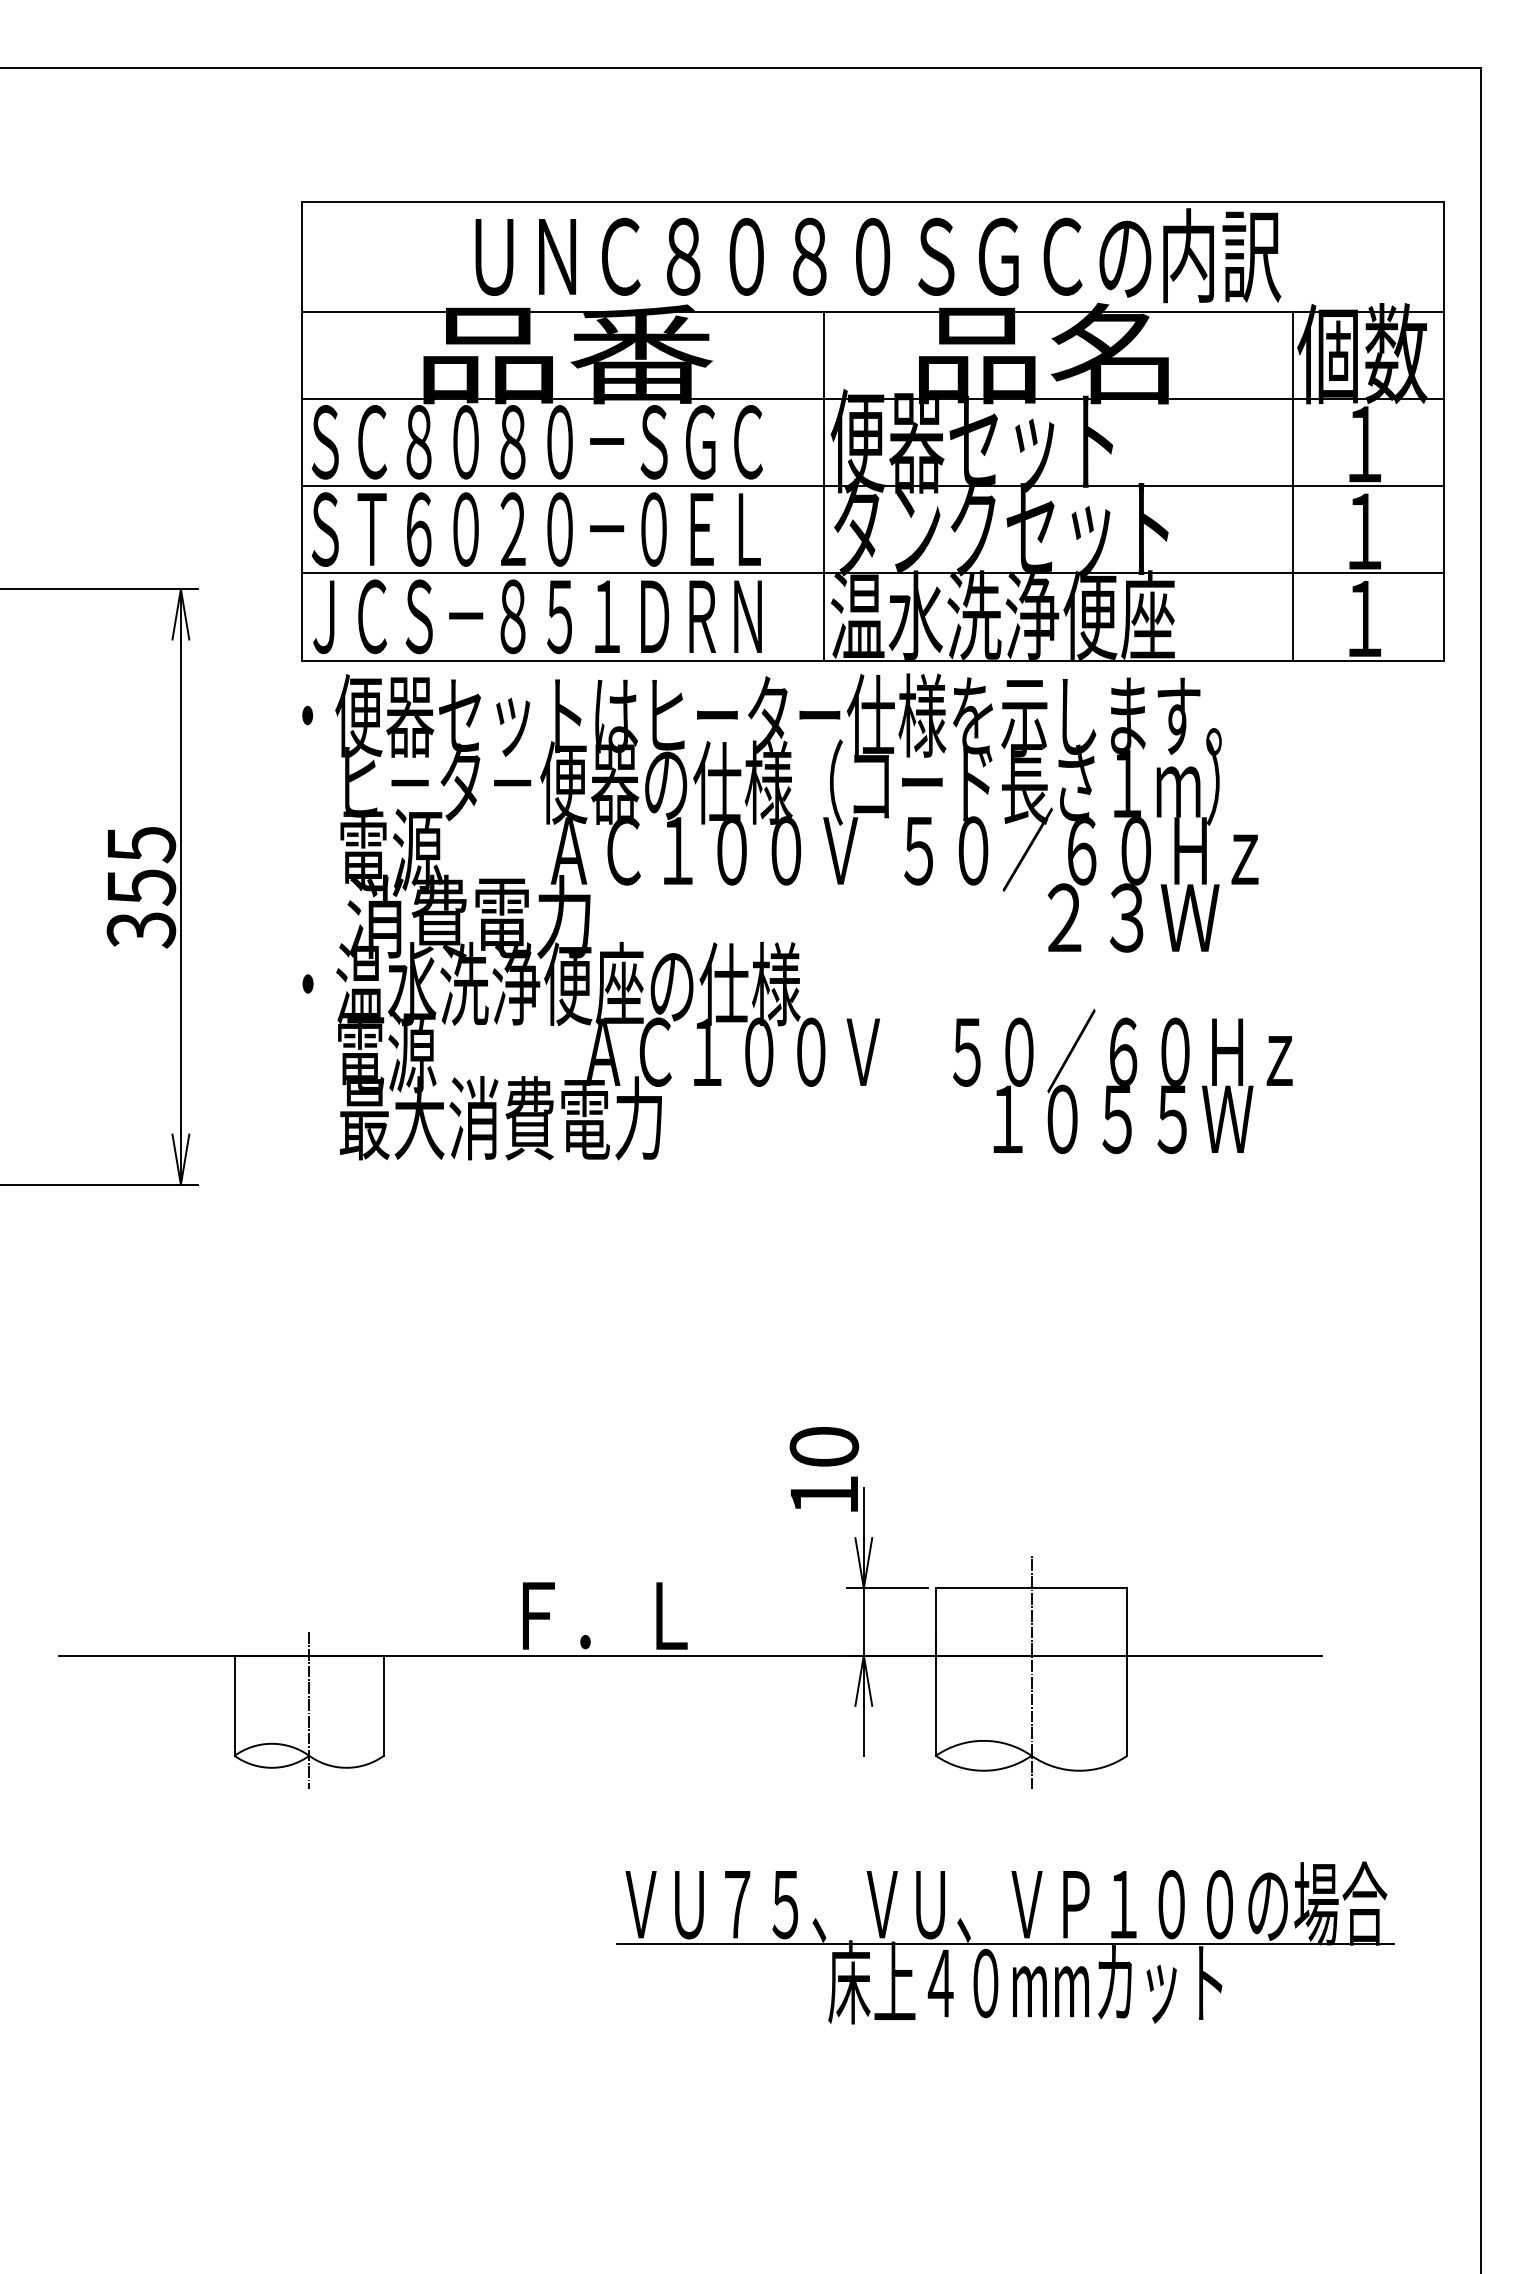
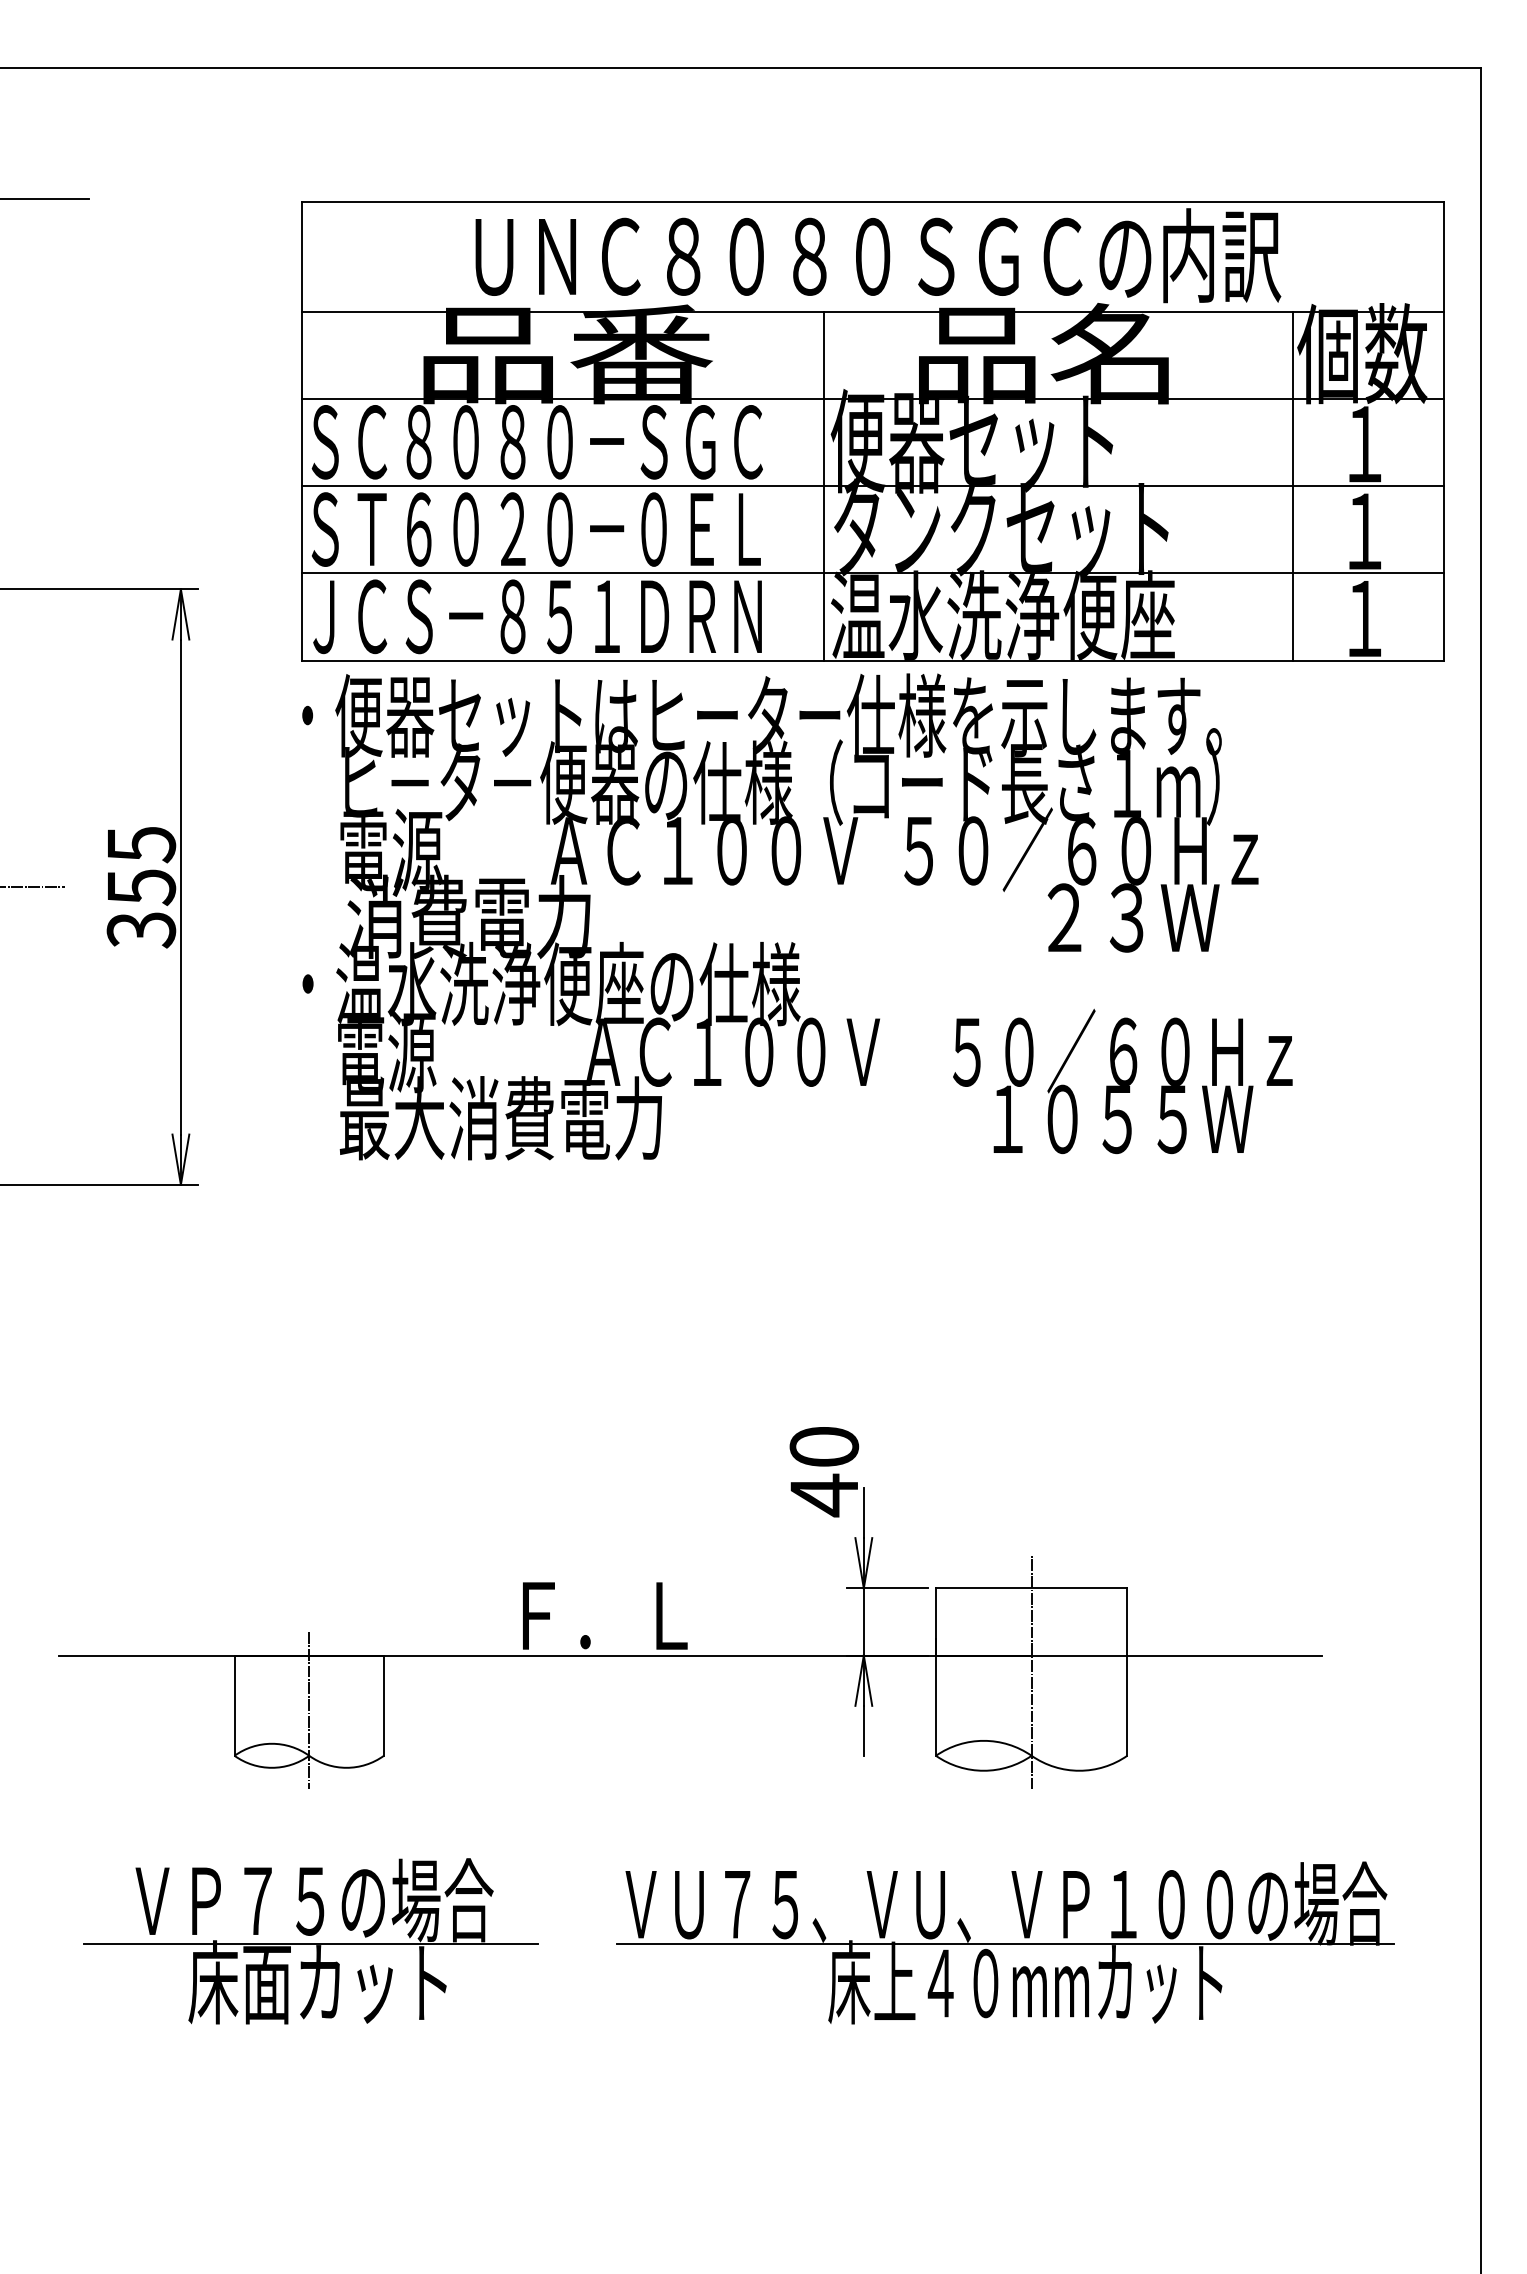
line: none -> present (45, 199)
line: none -> present (33, 887)
text: 10 -> 40 (823, 1495)
part: none -> present (310, 1941)
